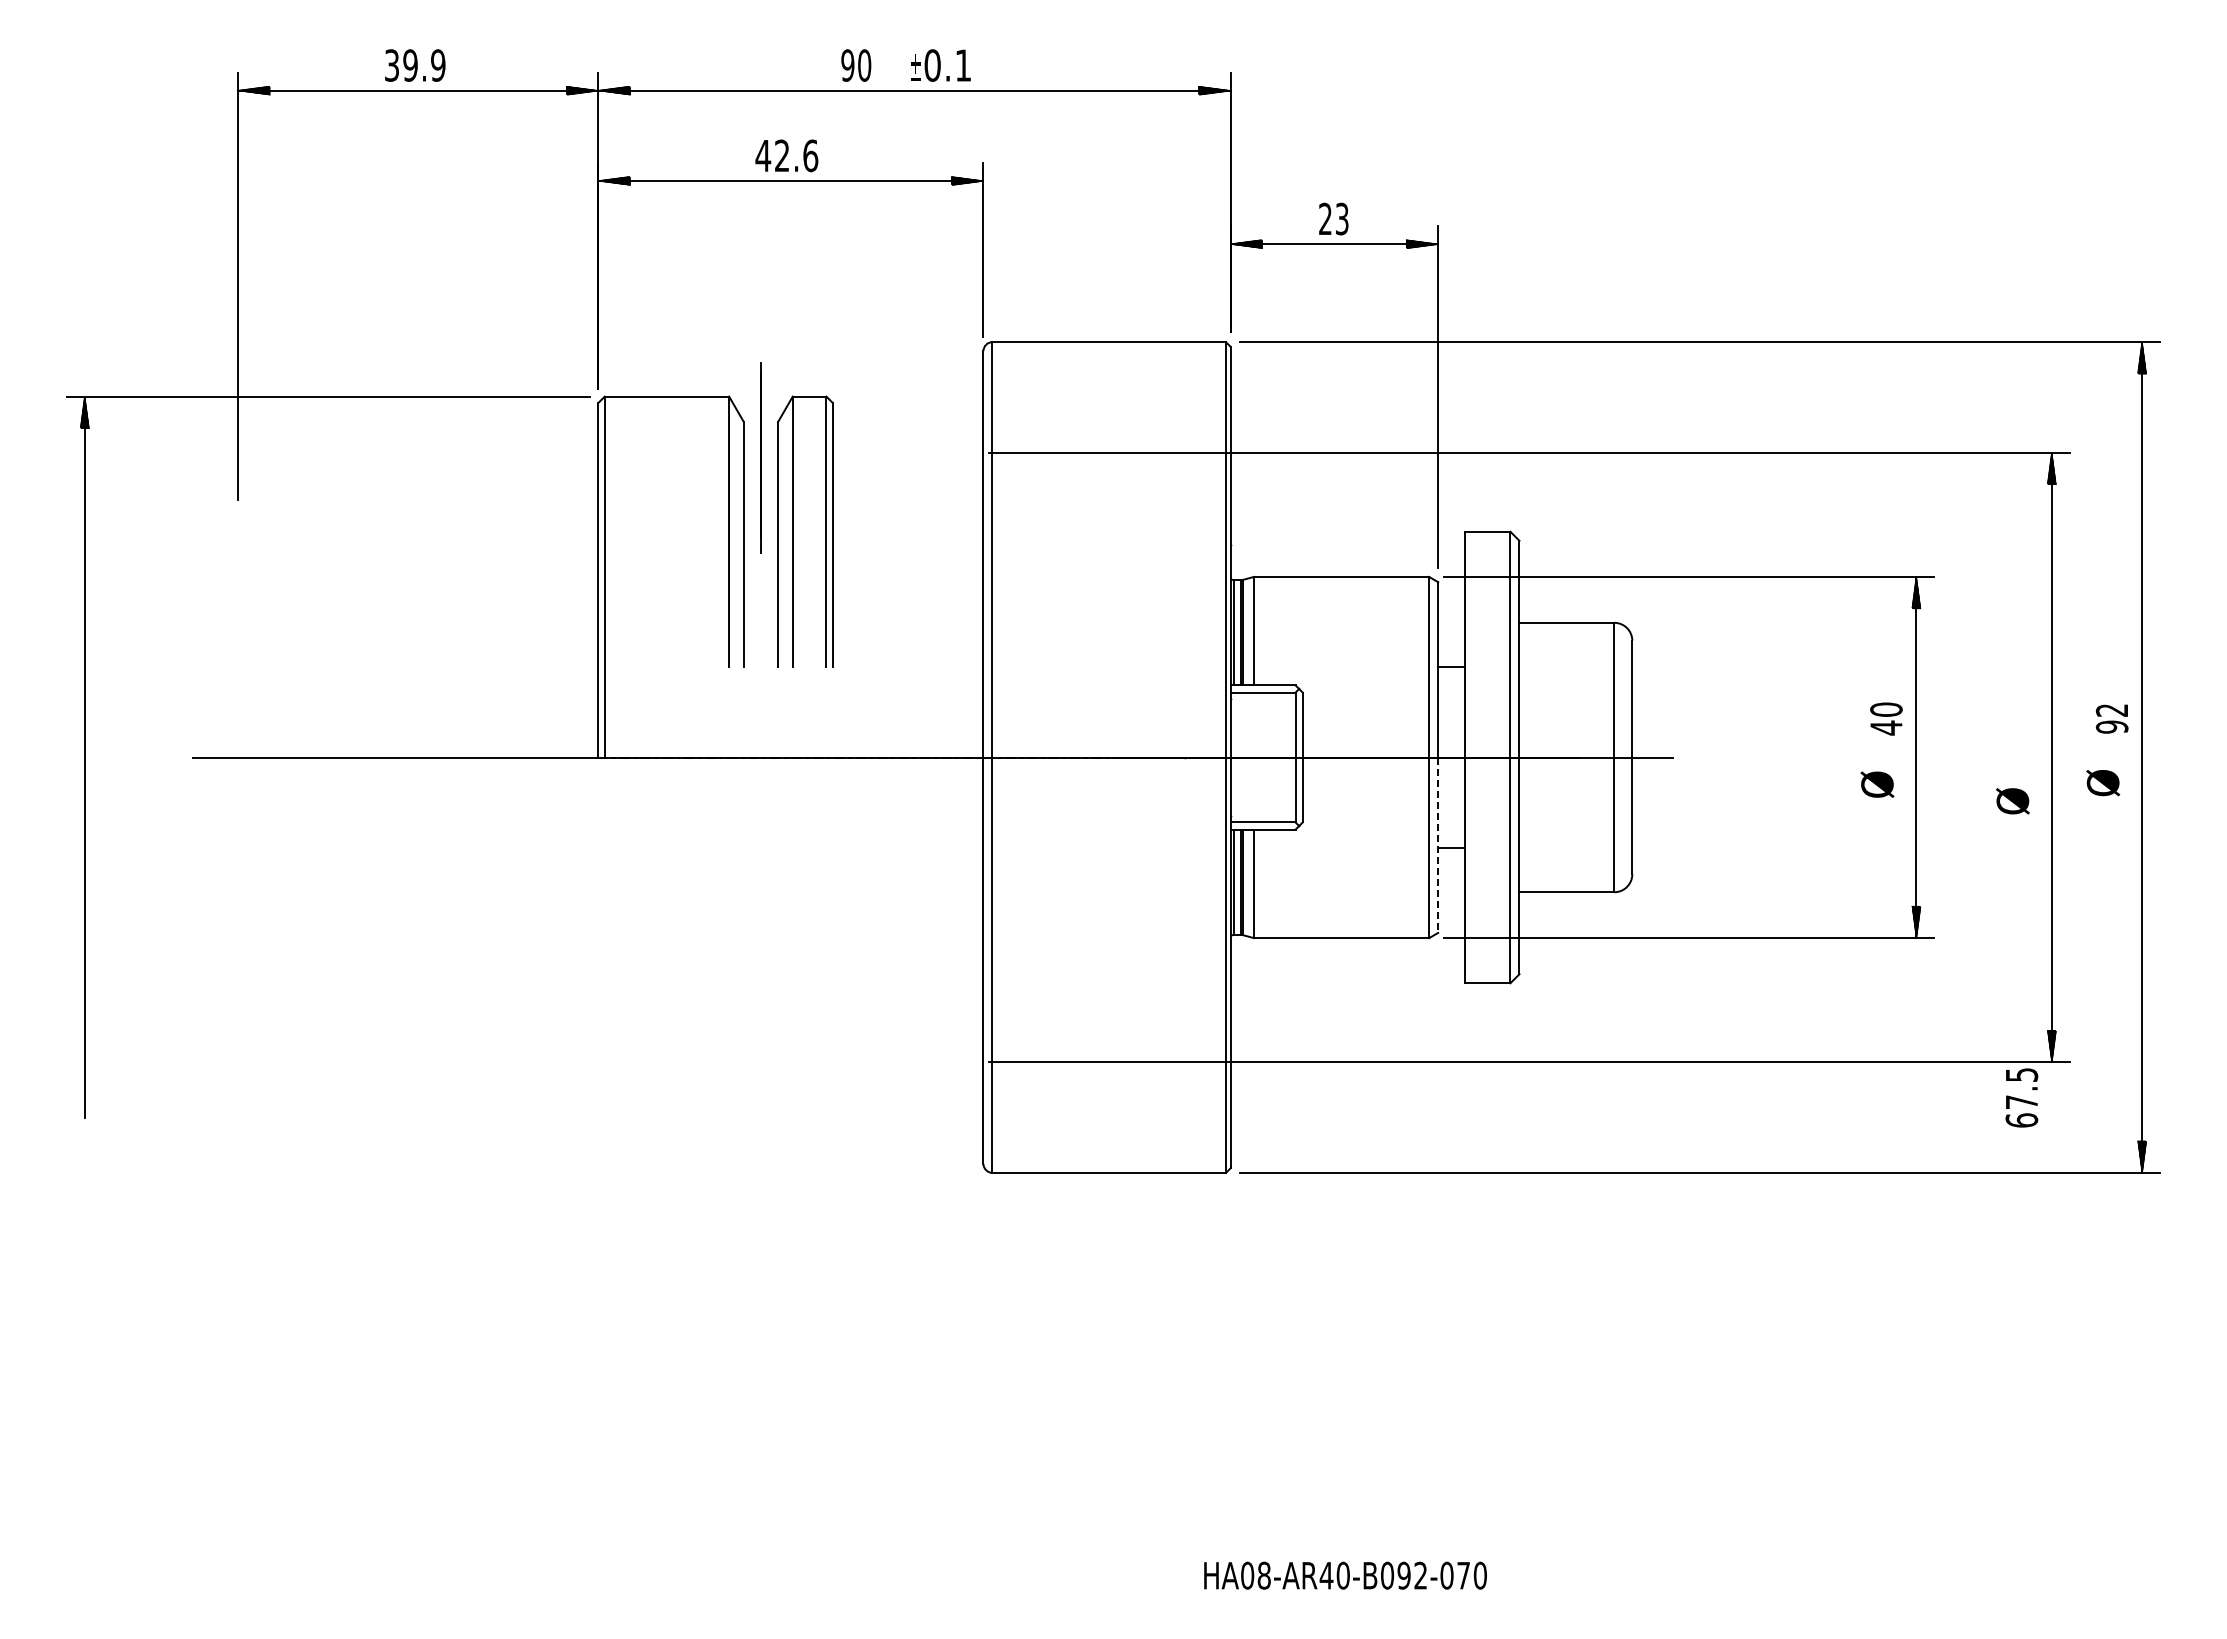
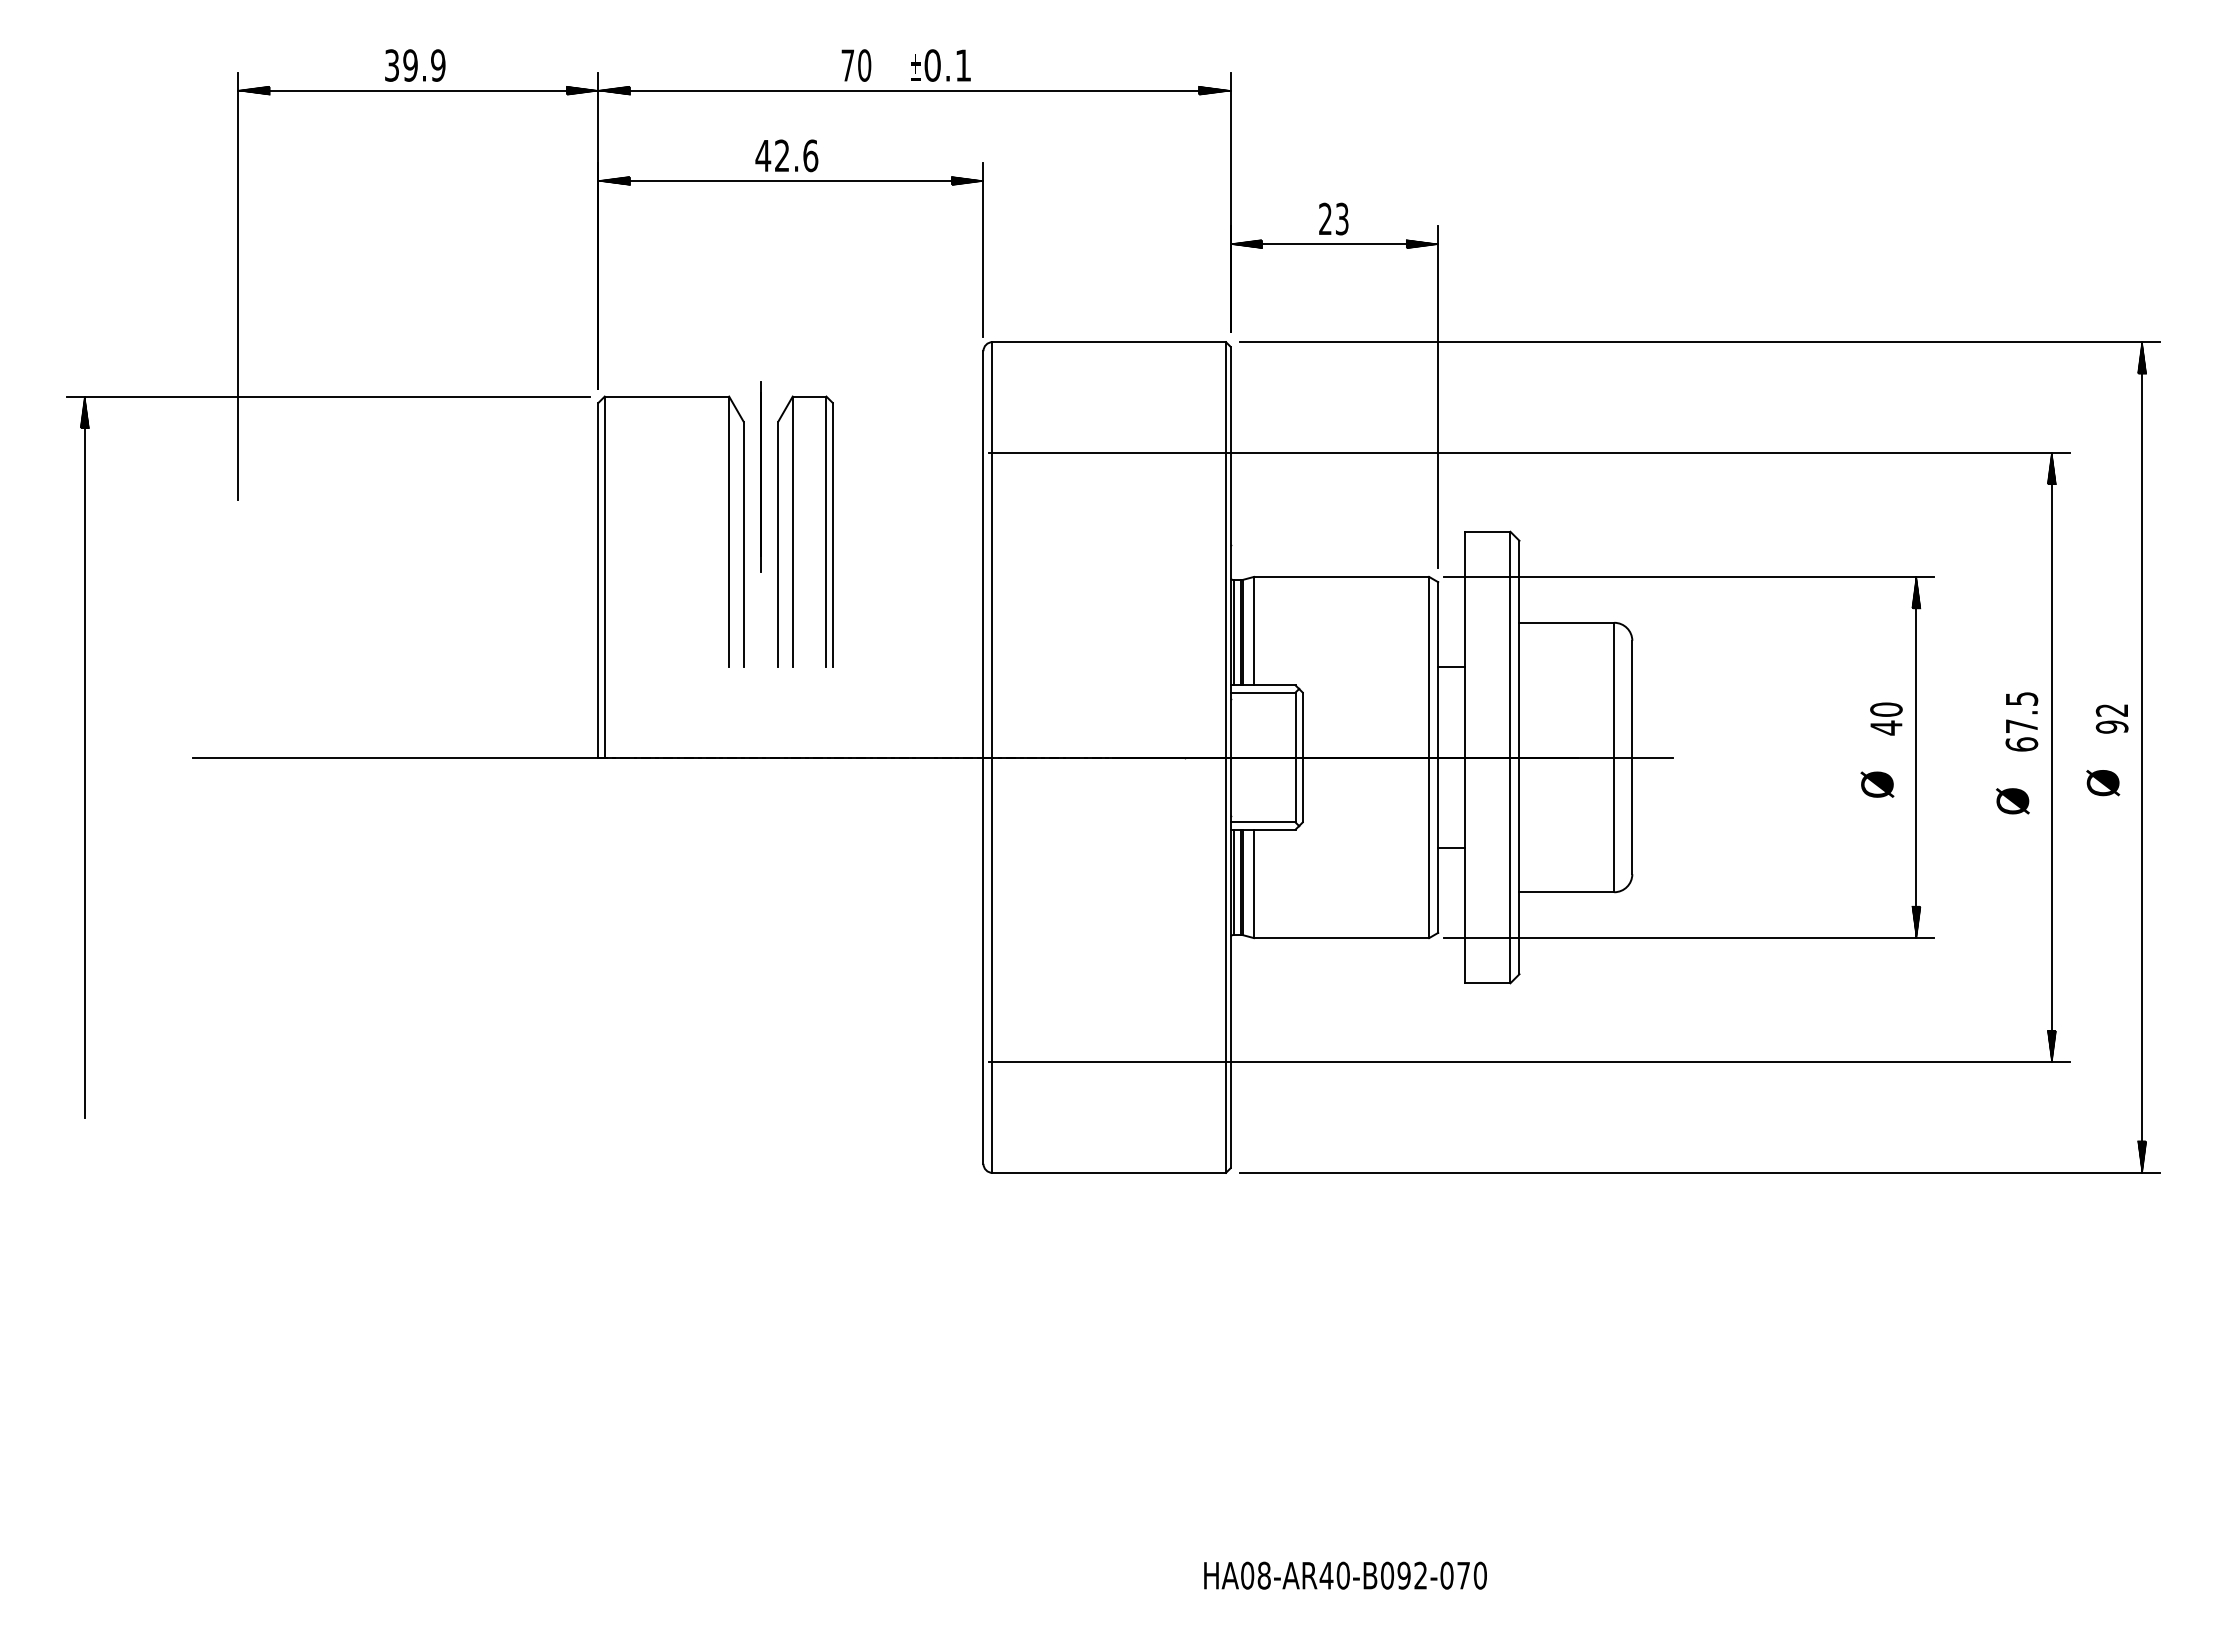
text: 90 -> 70 (847, 65)
line position: (760, 457) -> (760, 476) (760, 476)
line: dashed -> solid (1438, 845)
text position: (2021, 1097) -> (2021, 721) (2021, 721)
